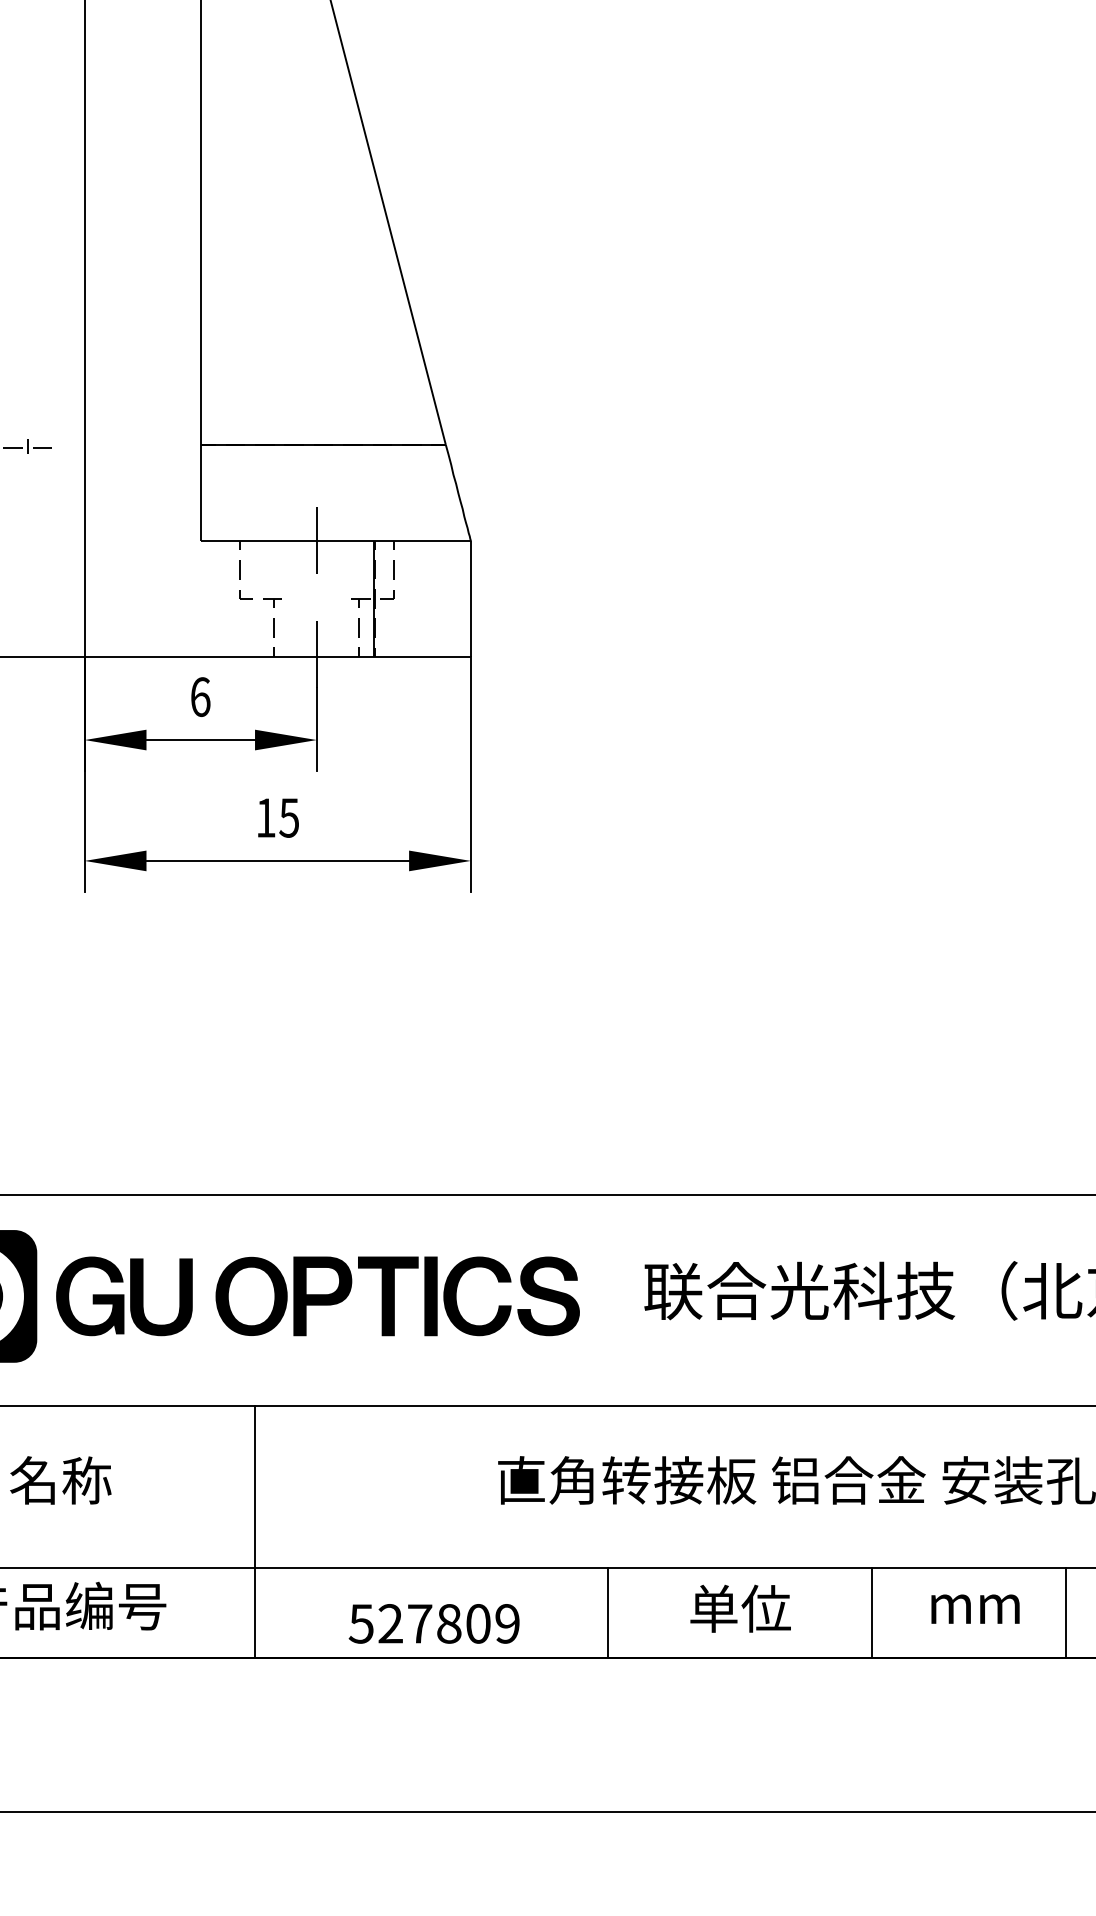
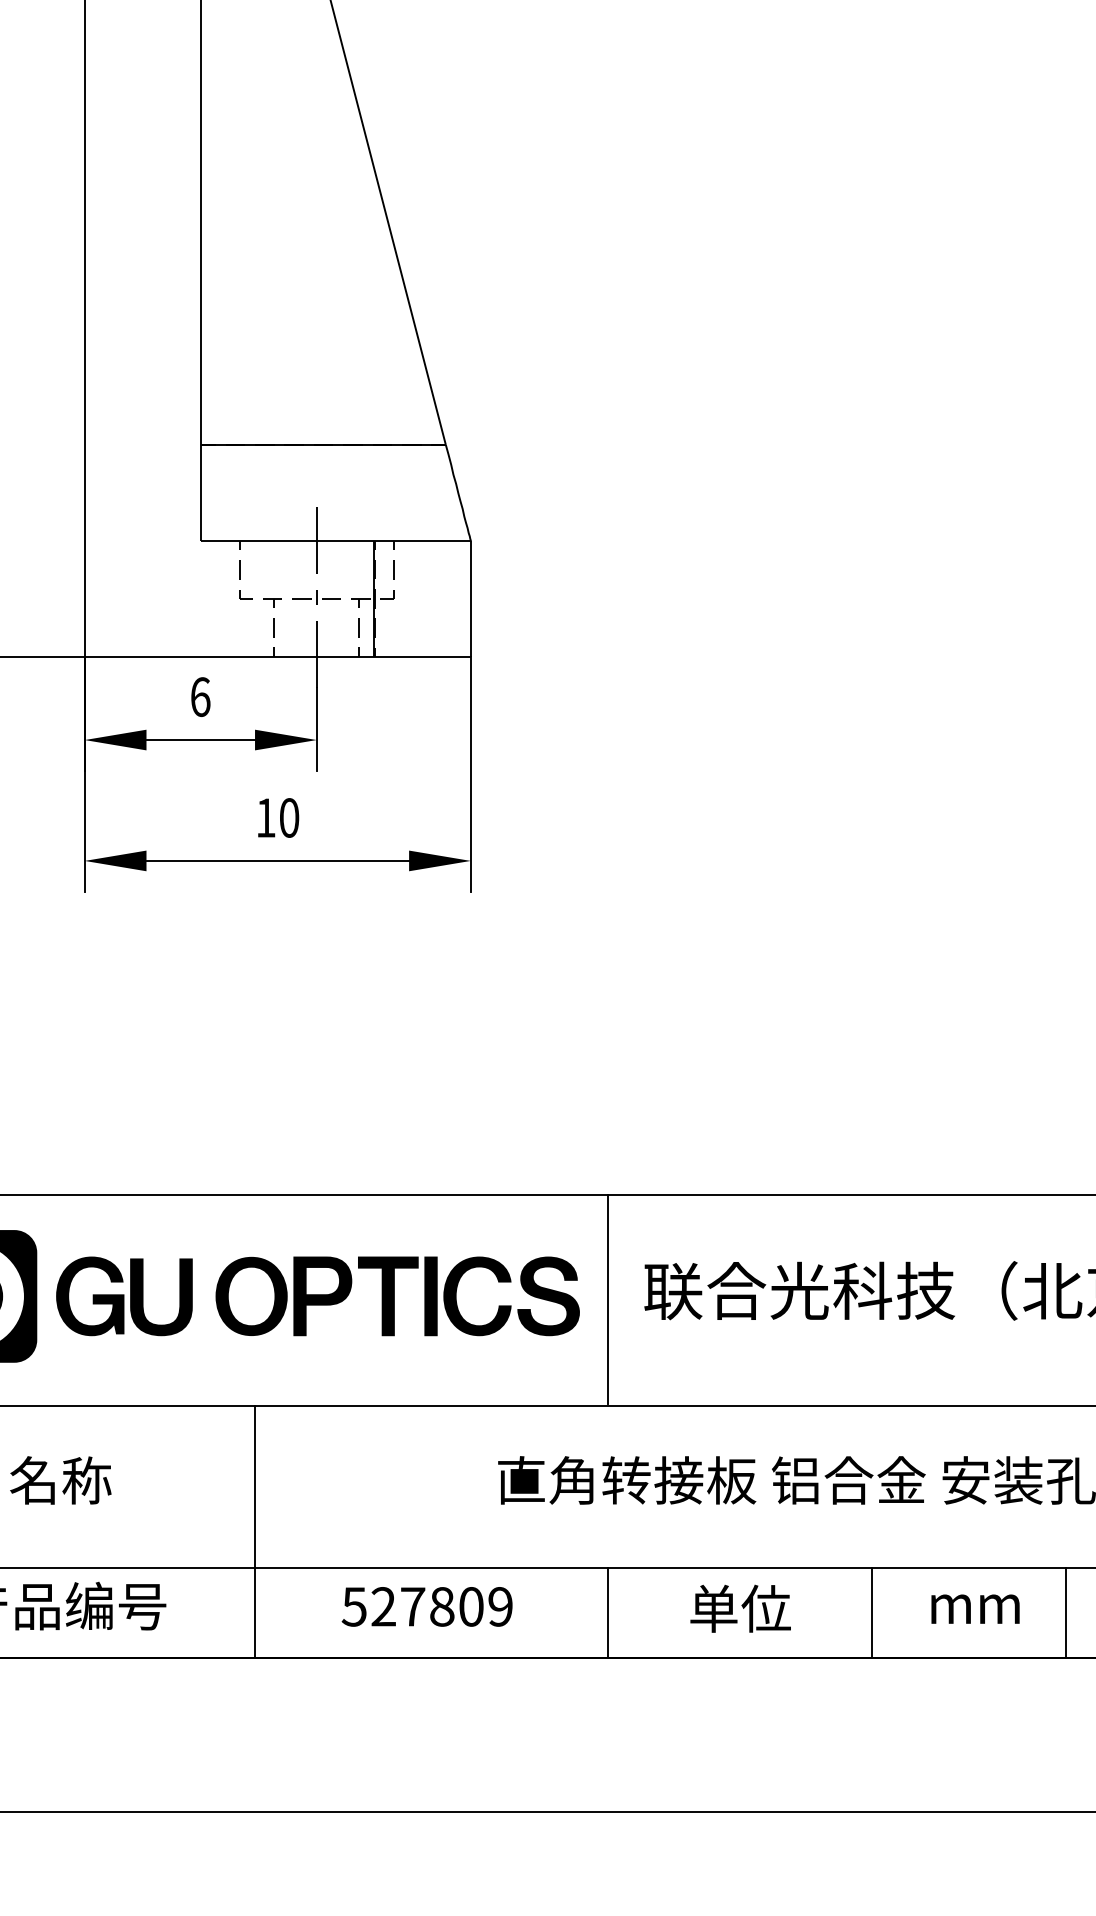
part position: (27, 446) -> (316, 597) (316, 597)
text: 15 -> 10 (289, 817)
line: none -> present (608, 1299)
text position: (433, 1623) -> (426, 1606) (426, 1606)
